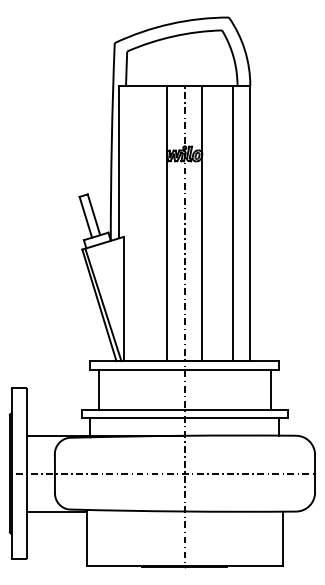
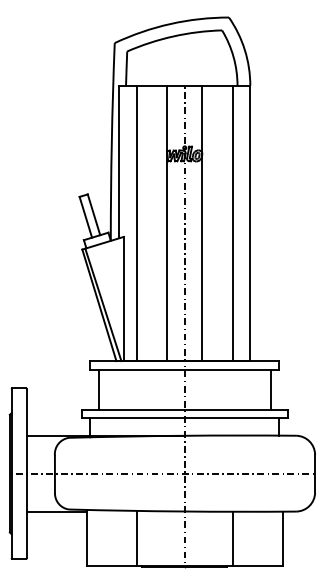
line: none -> present (136, 223)
line: none -> present (136, 537)
line: none -> present (232, 538)
